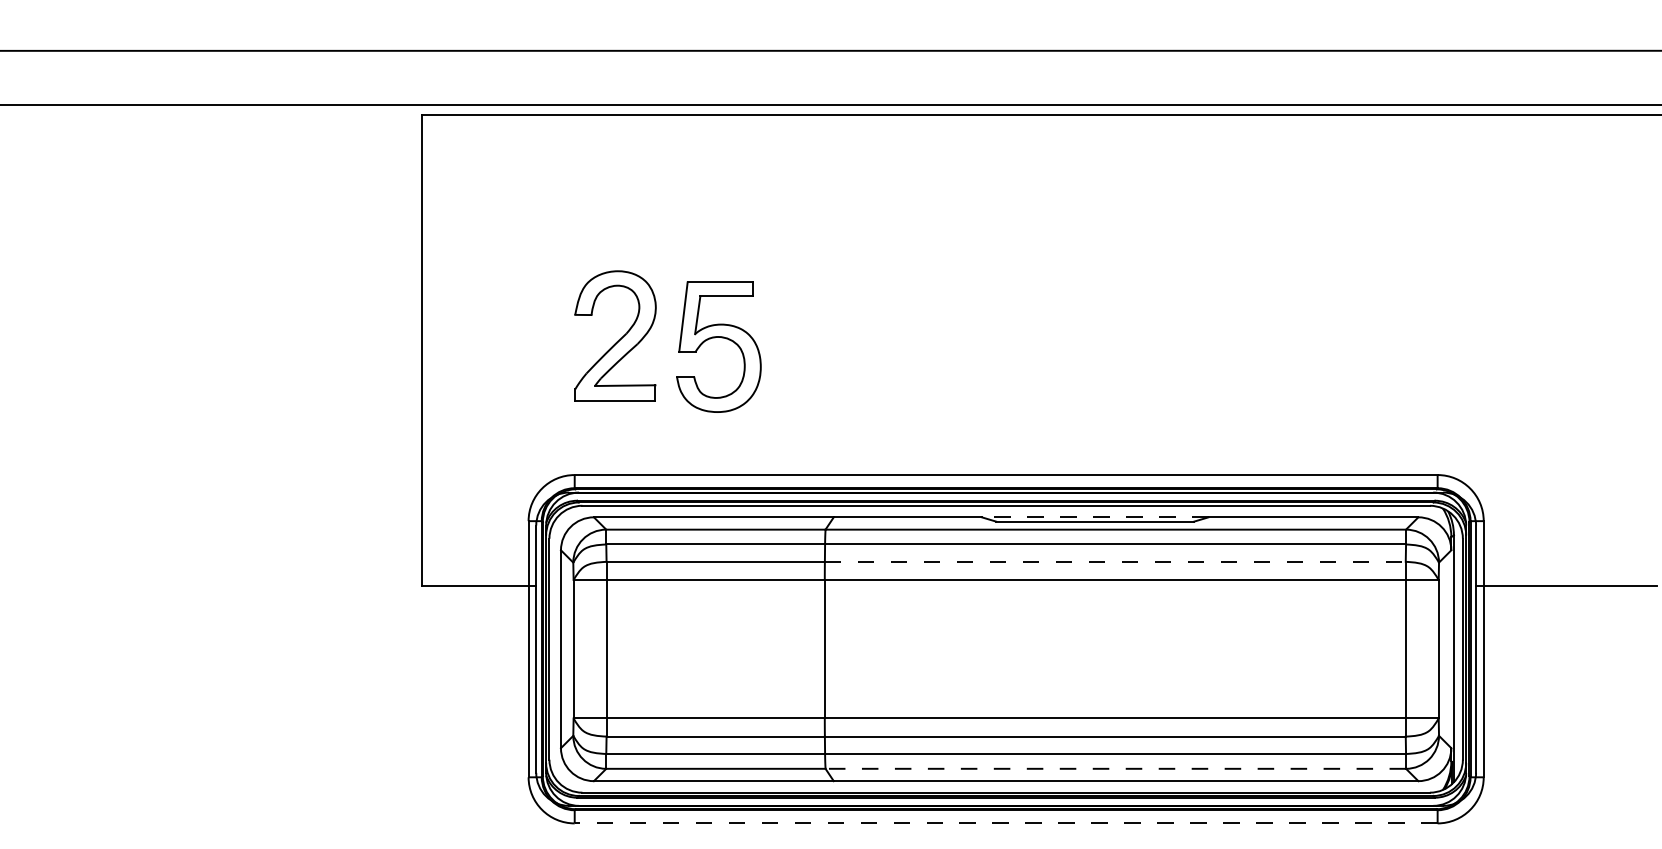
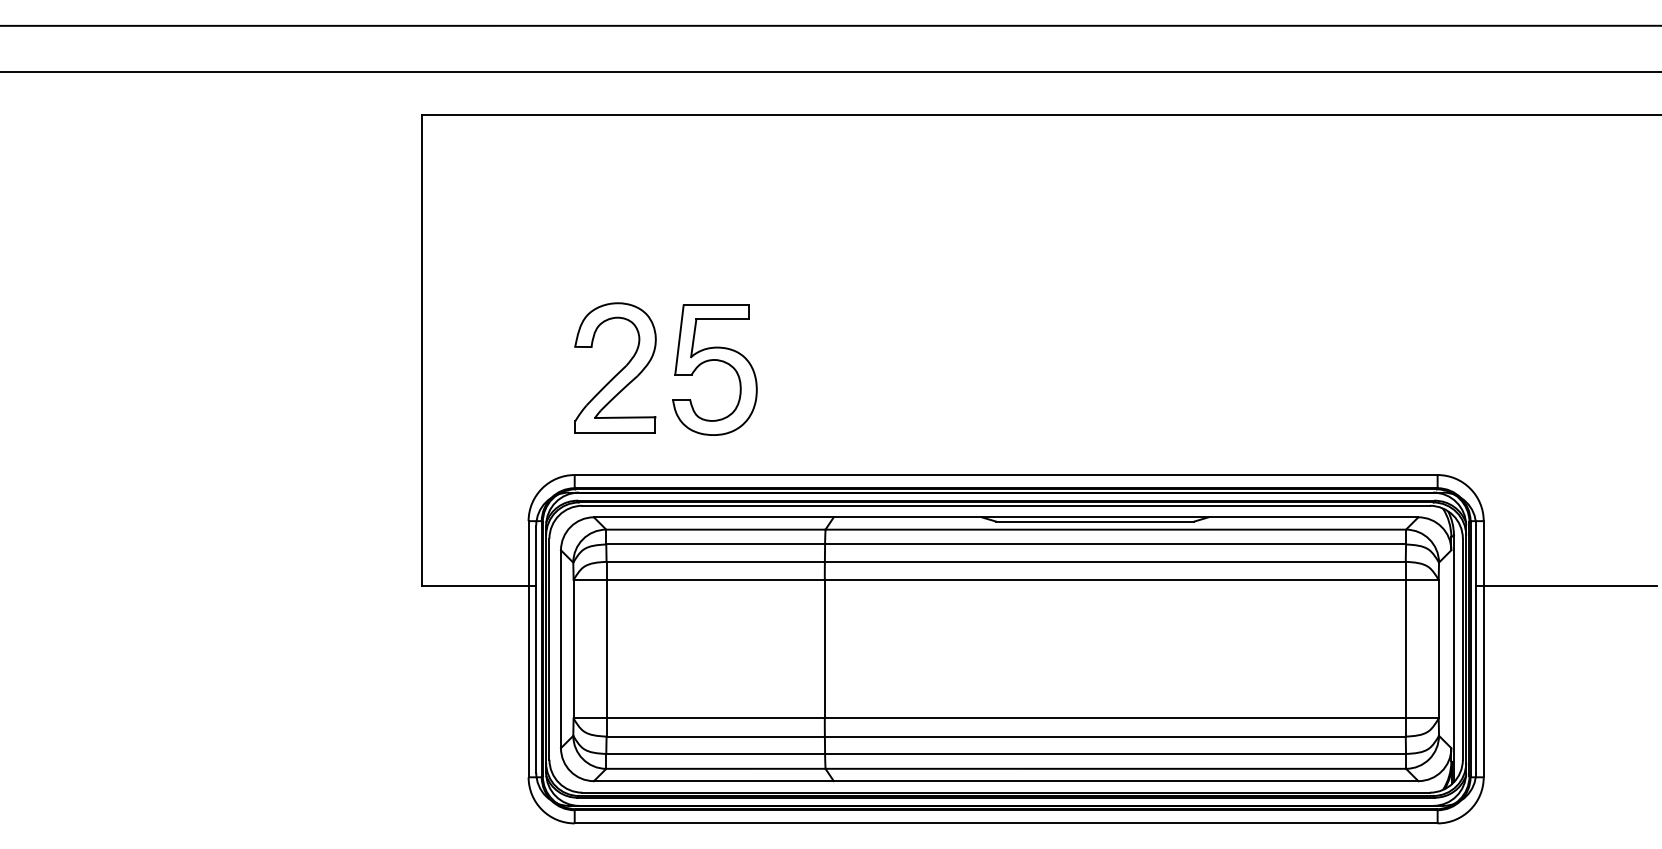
line position: (830, 50) -> (830, 25) (830, 25)
line position: (830, 104) -> (830, 71) (830, 71)
part position: (615, 335) -> (615, 367) (615, 367)
part position: (715, 338) -> (711, 361) (711, 361)
line: dashed -> solid (1094, 517)
line: dashed -> solid (1115, 561)
line: dashed -> solid (1115, 768)
line: dashed -> solid (1005, 823)
